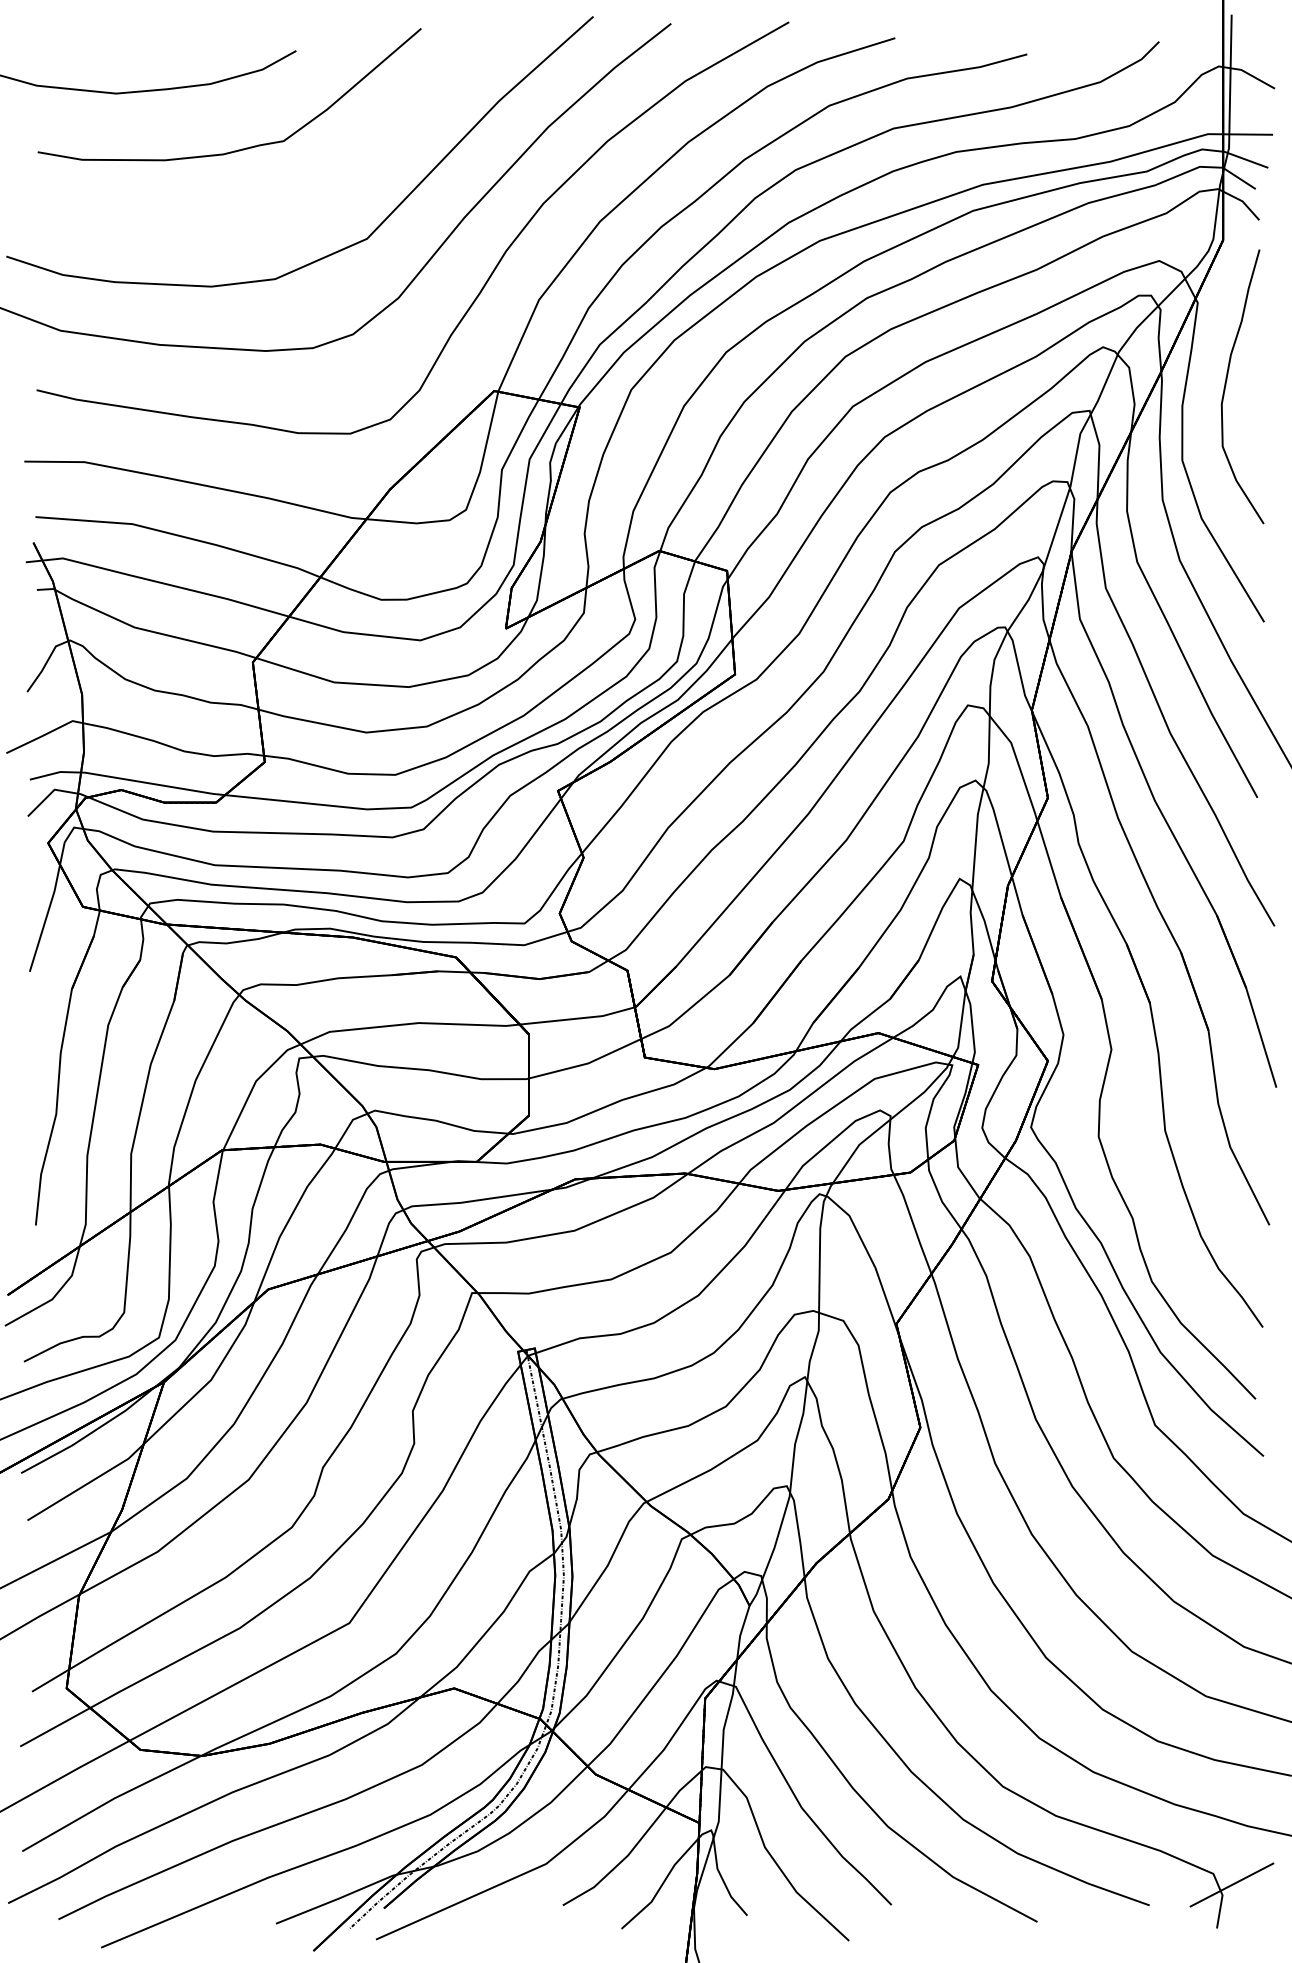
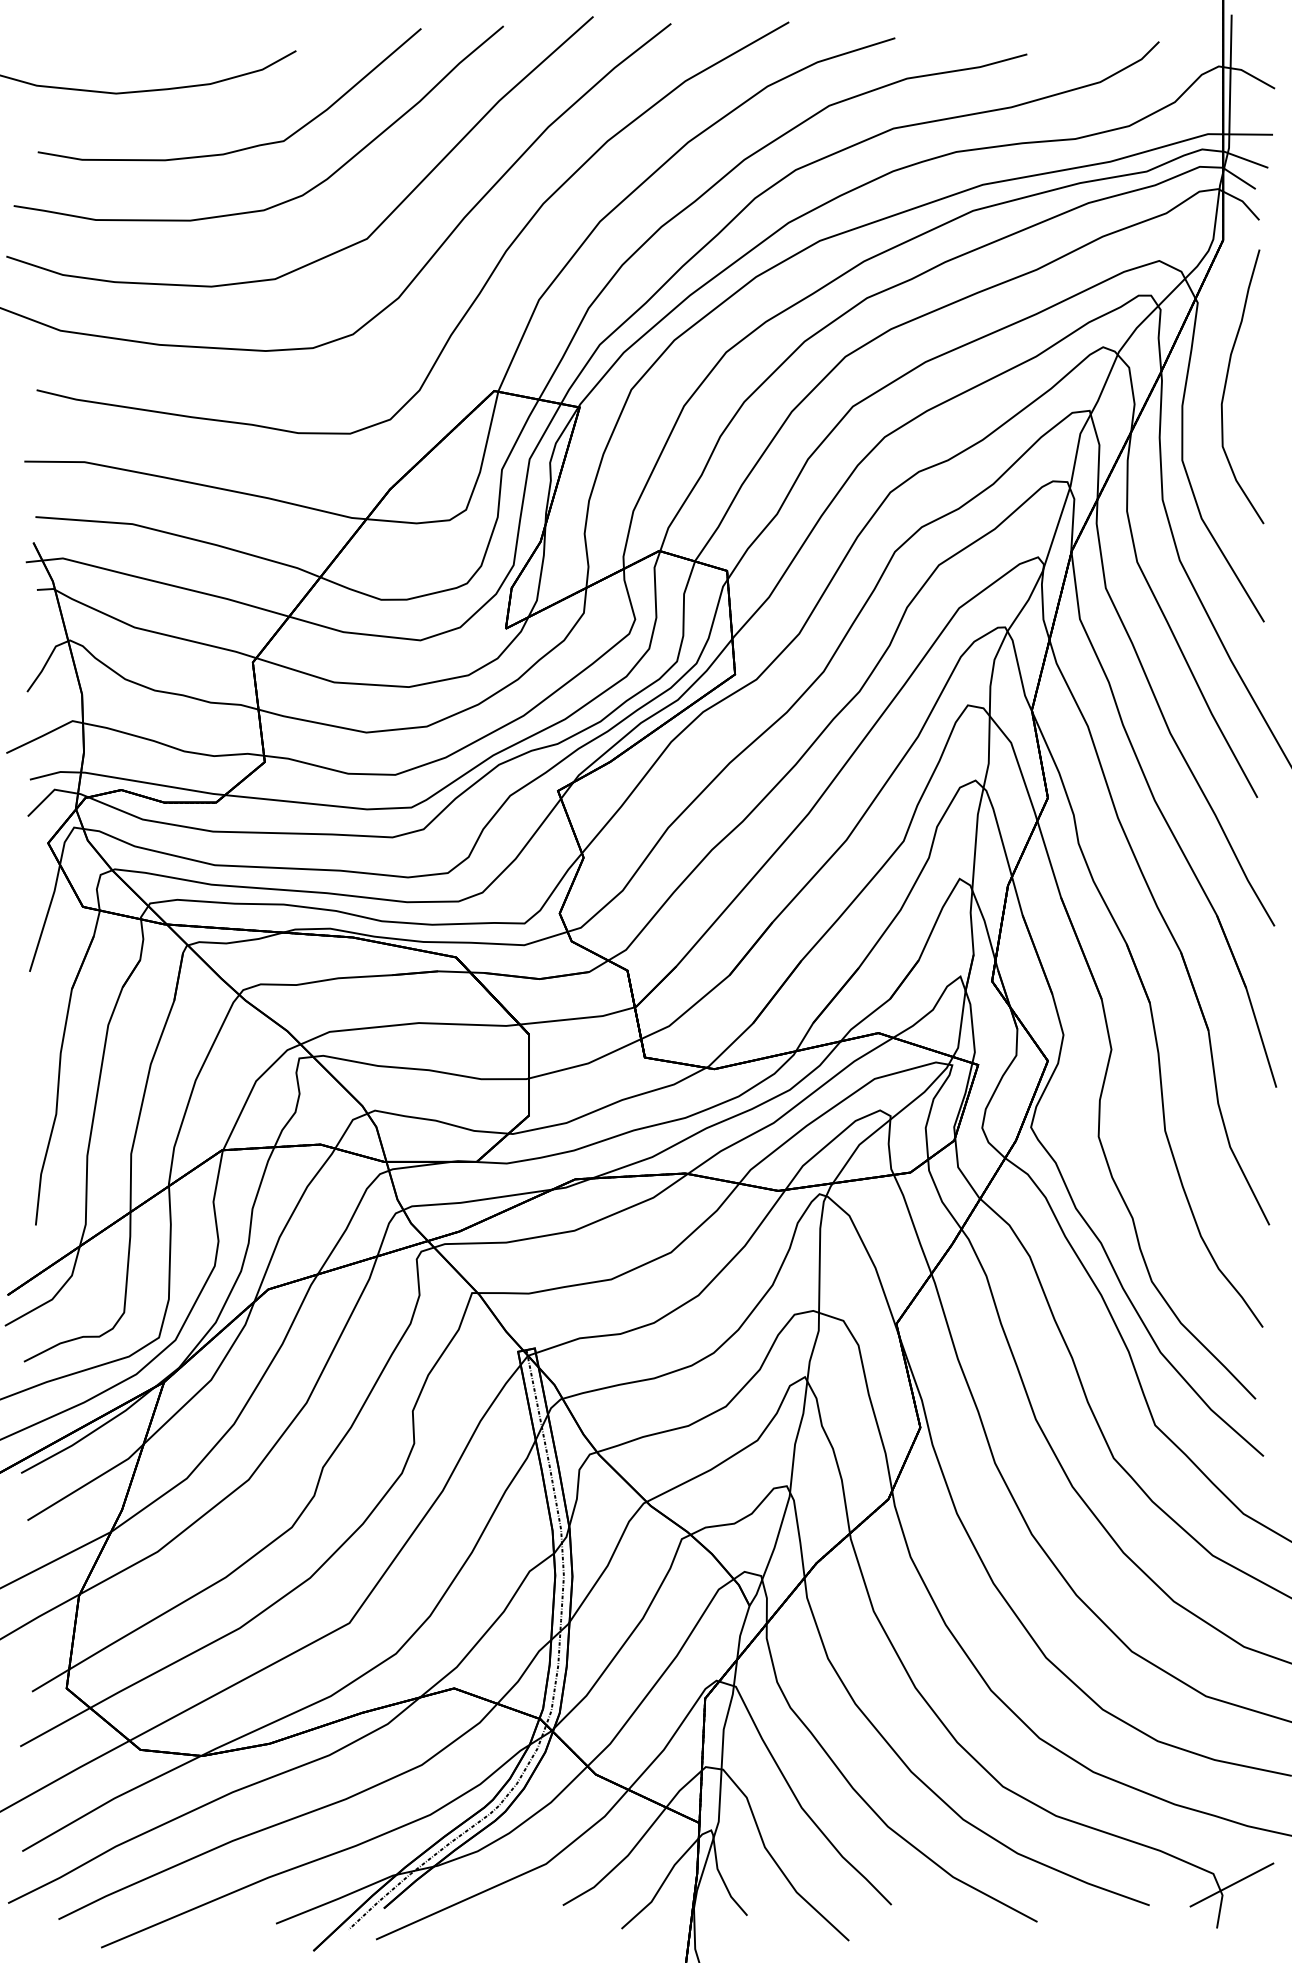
curve: none -> present (288, 199)
